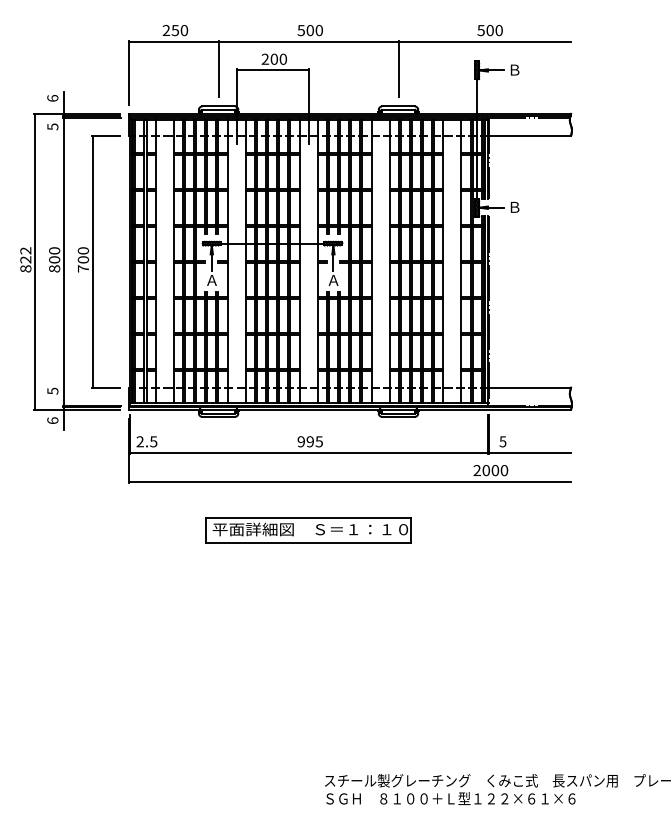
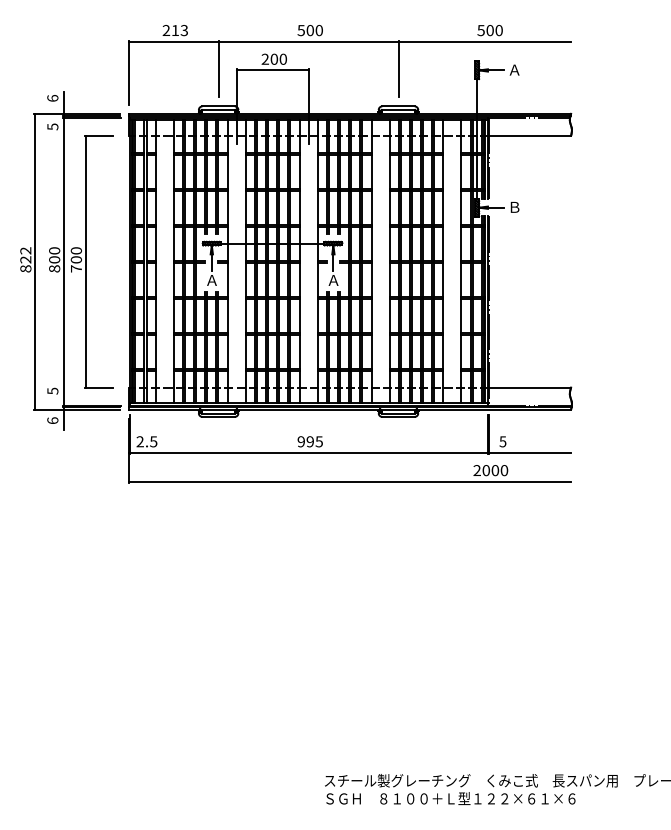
text: 250 -> 213 (179, 30)
text: Ｂ -> Ａ (514, 69)
part position: (98, 261) -> (91, 261) (91, 261)
part: present -> none (308, 530)
